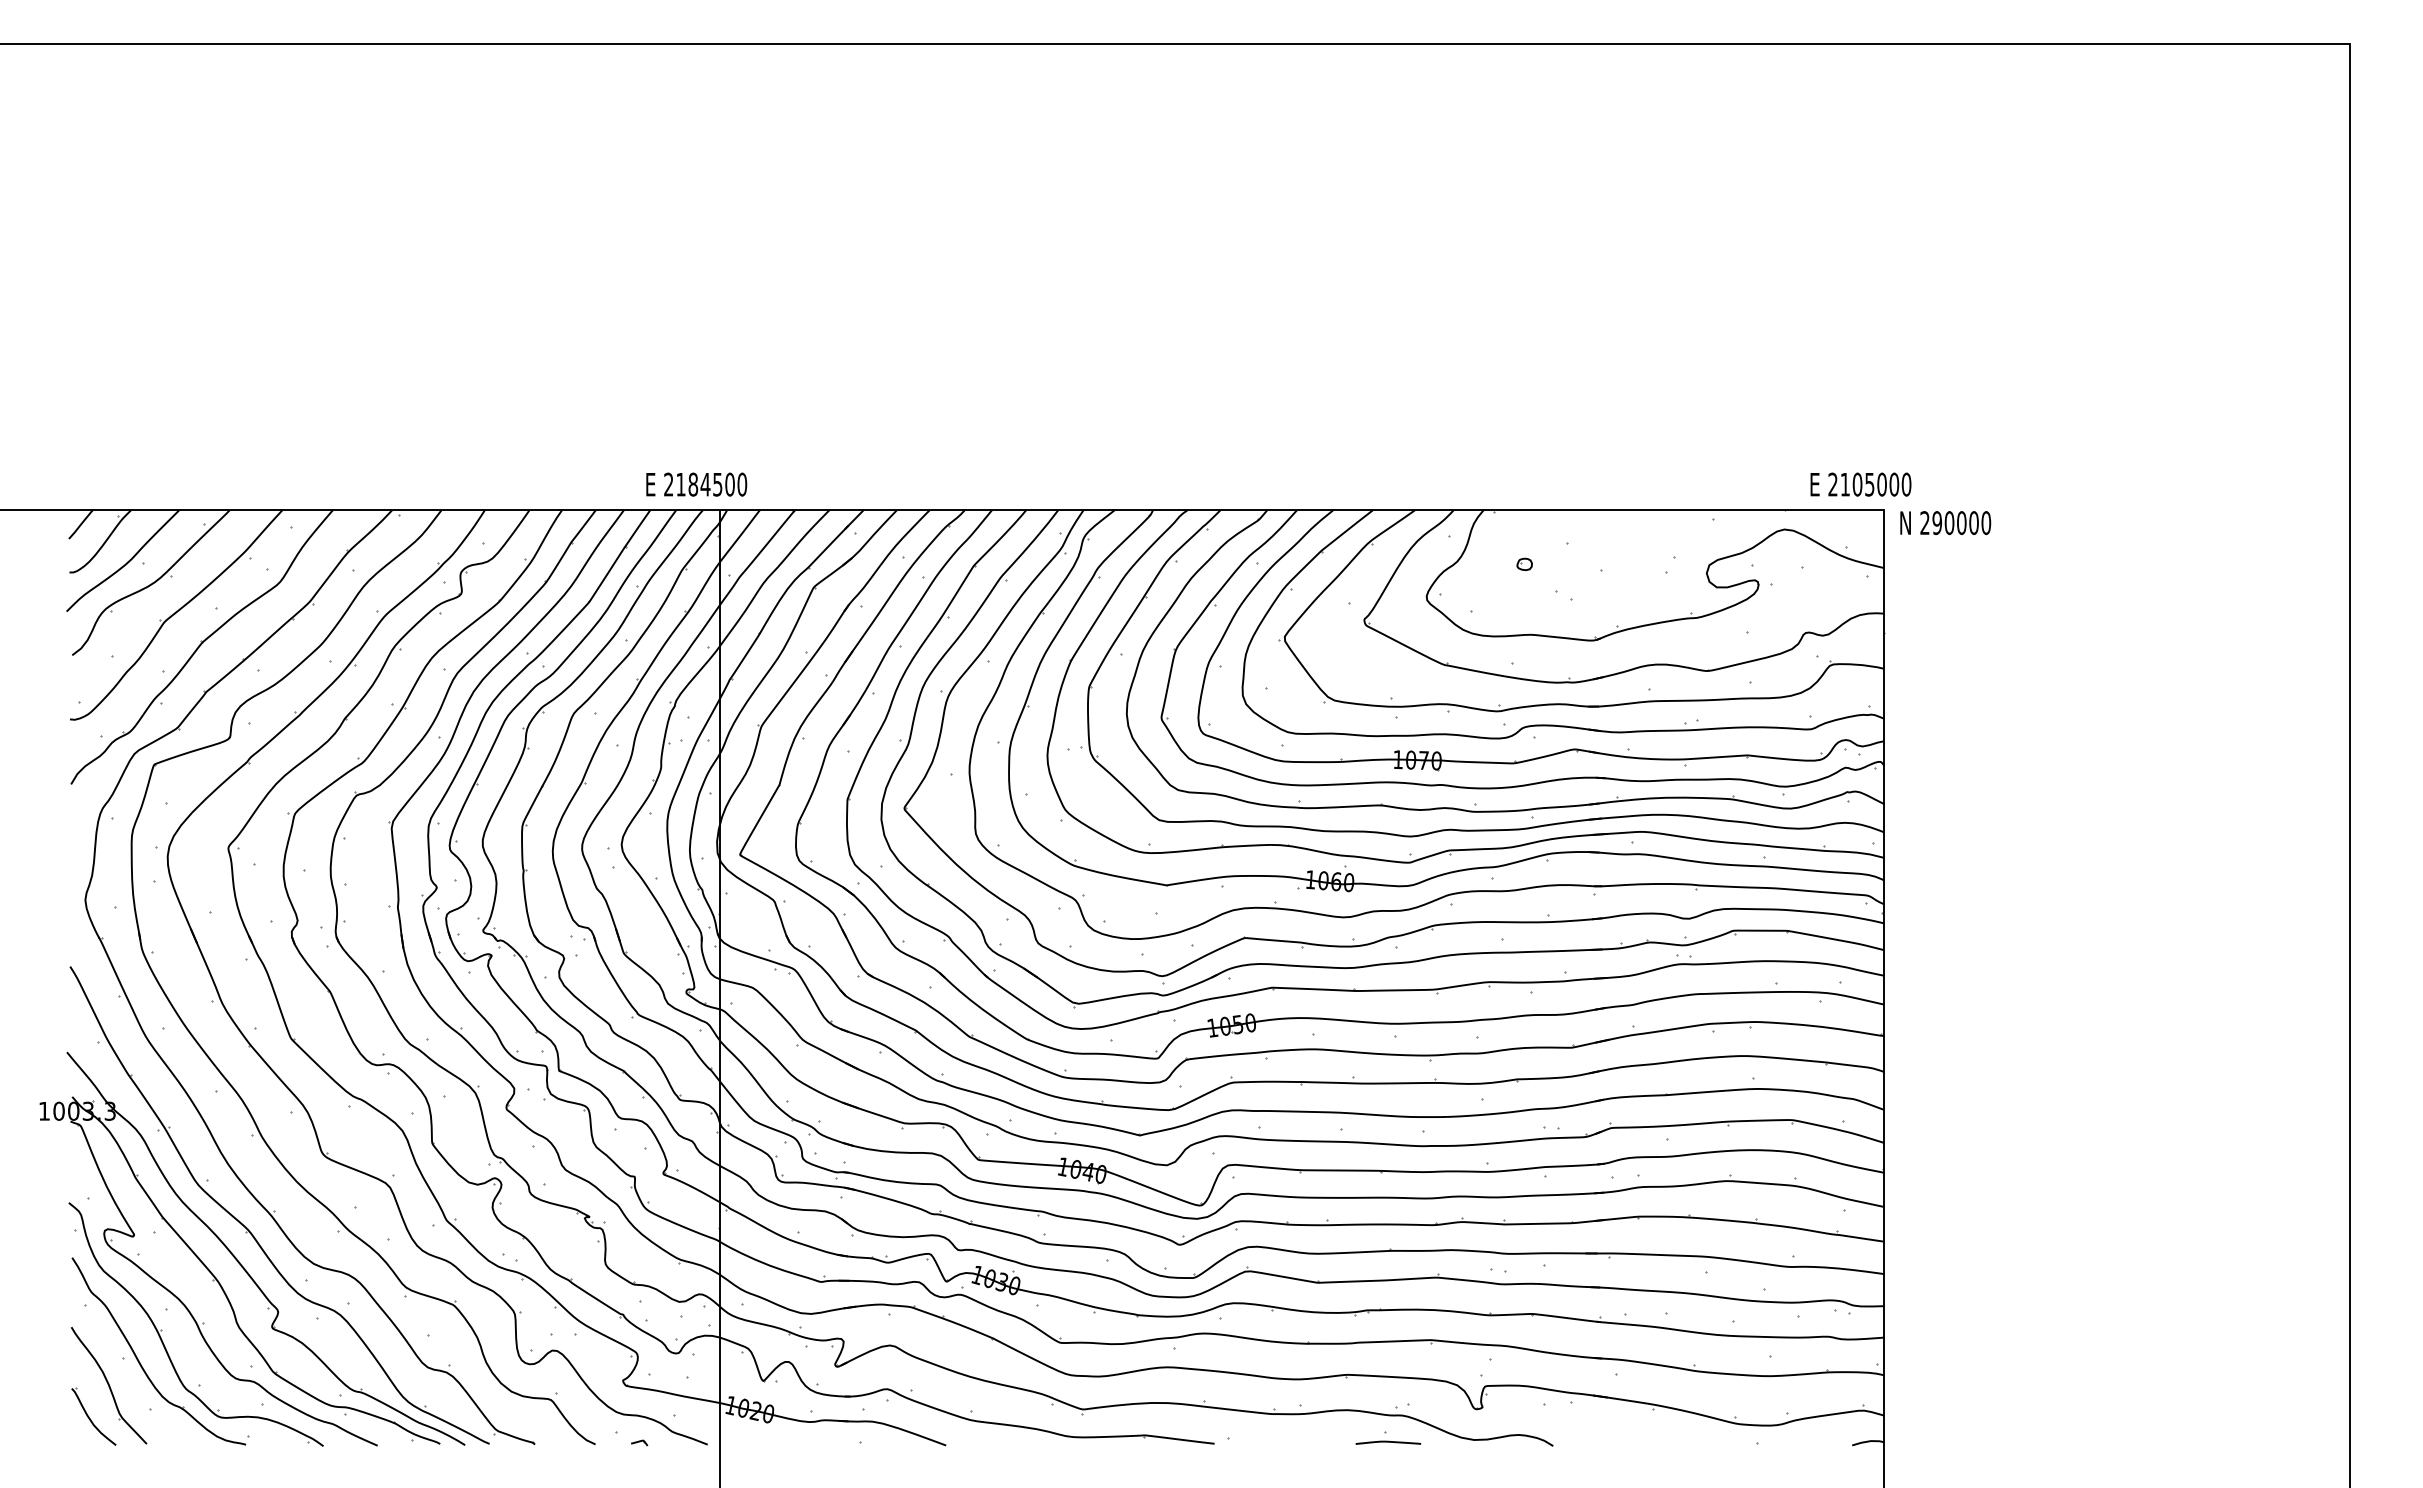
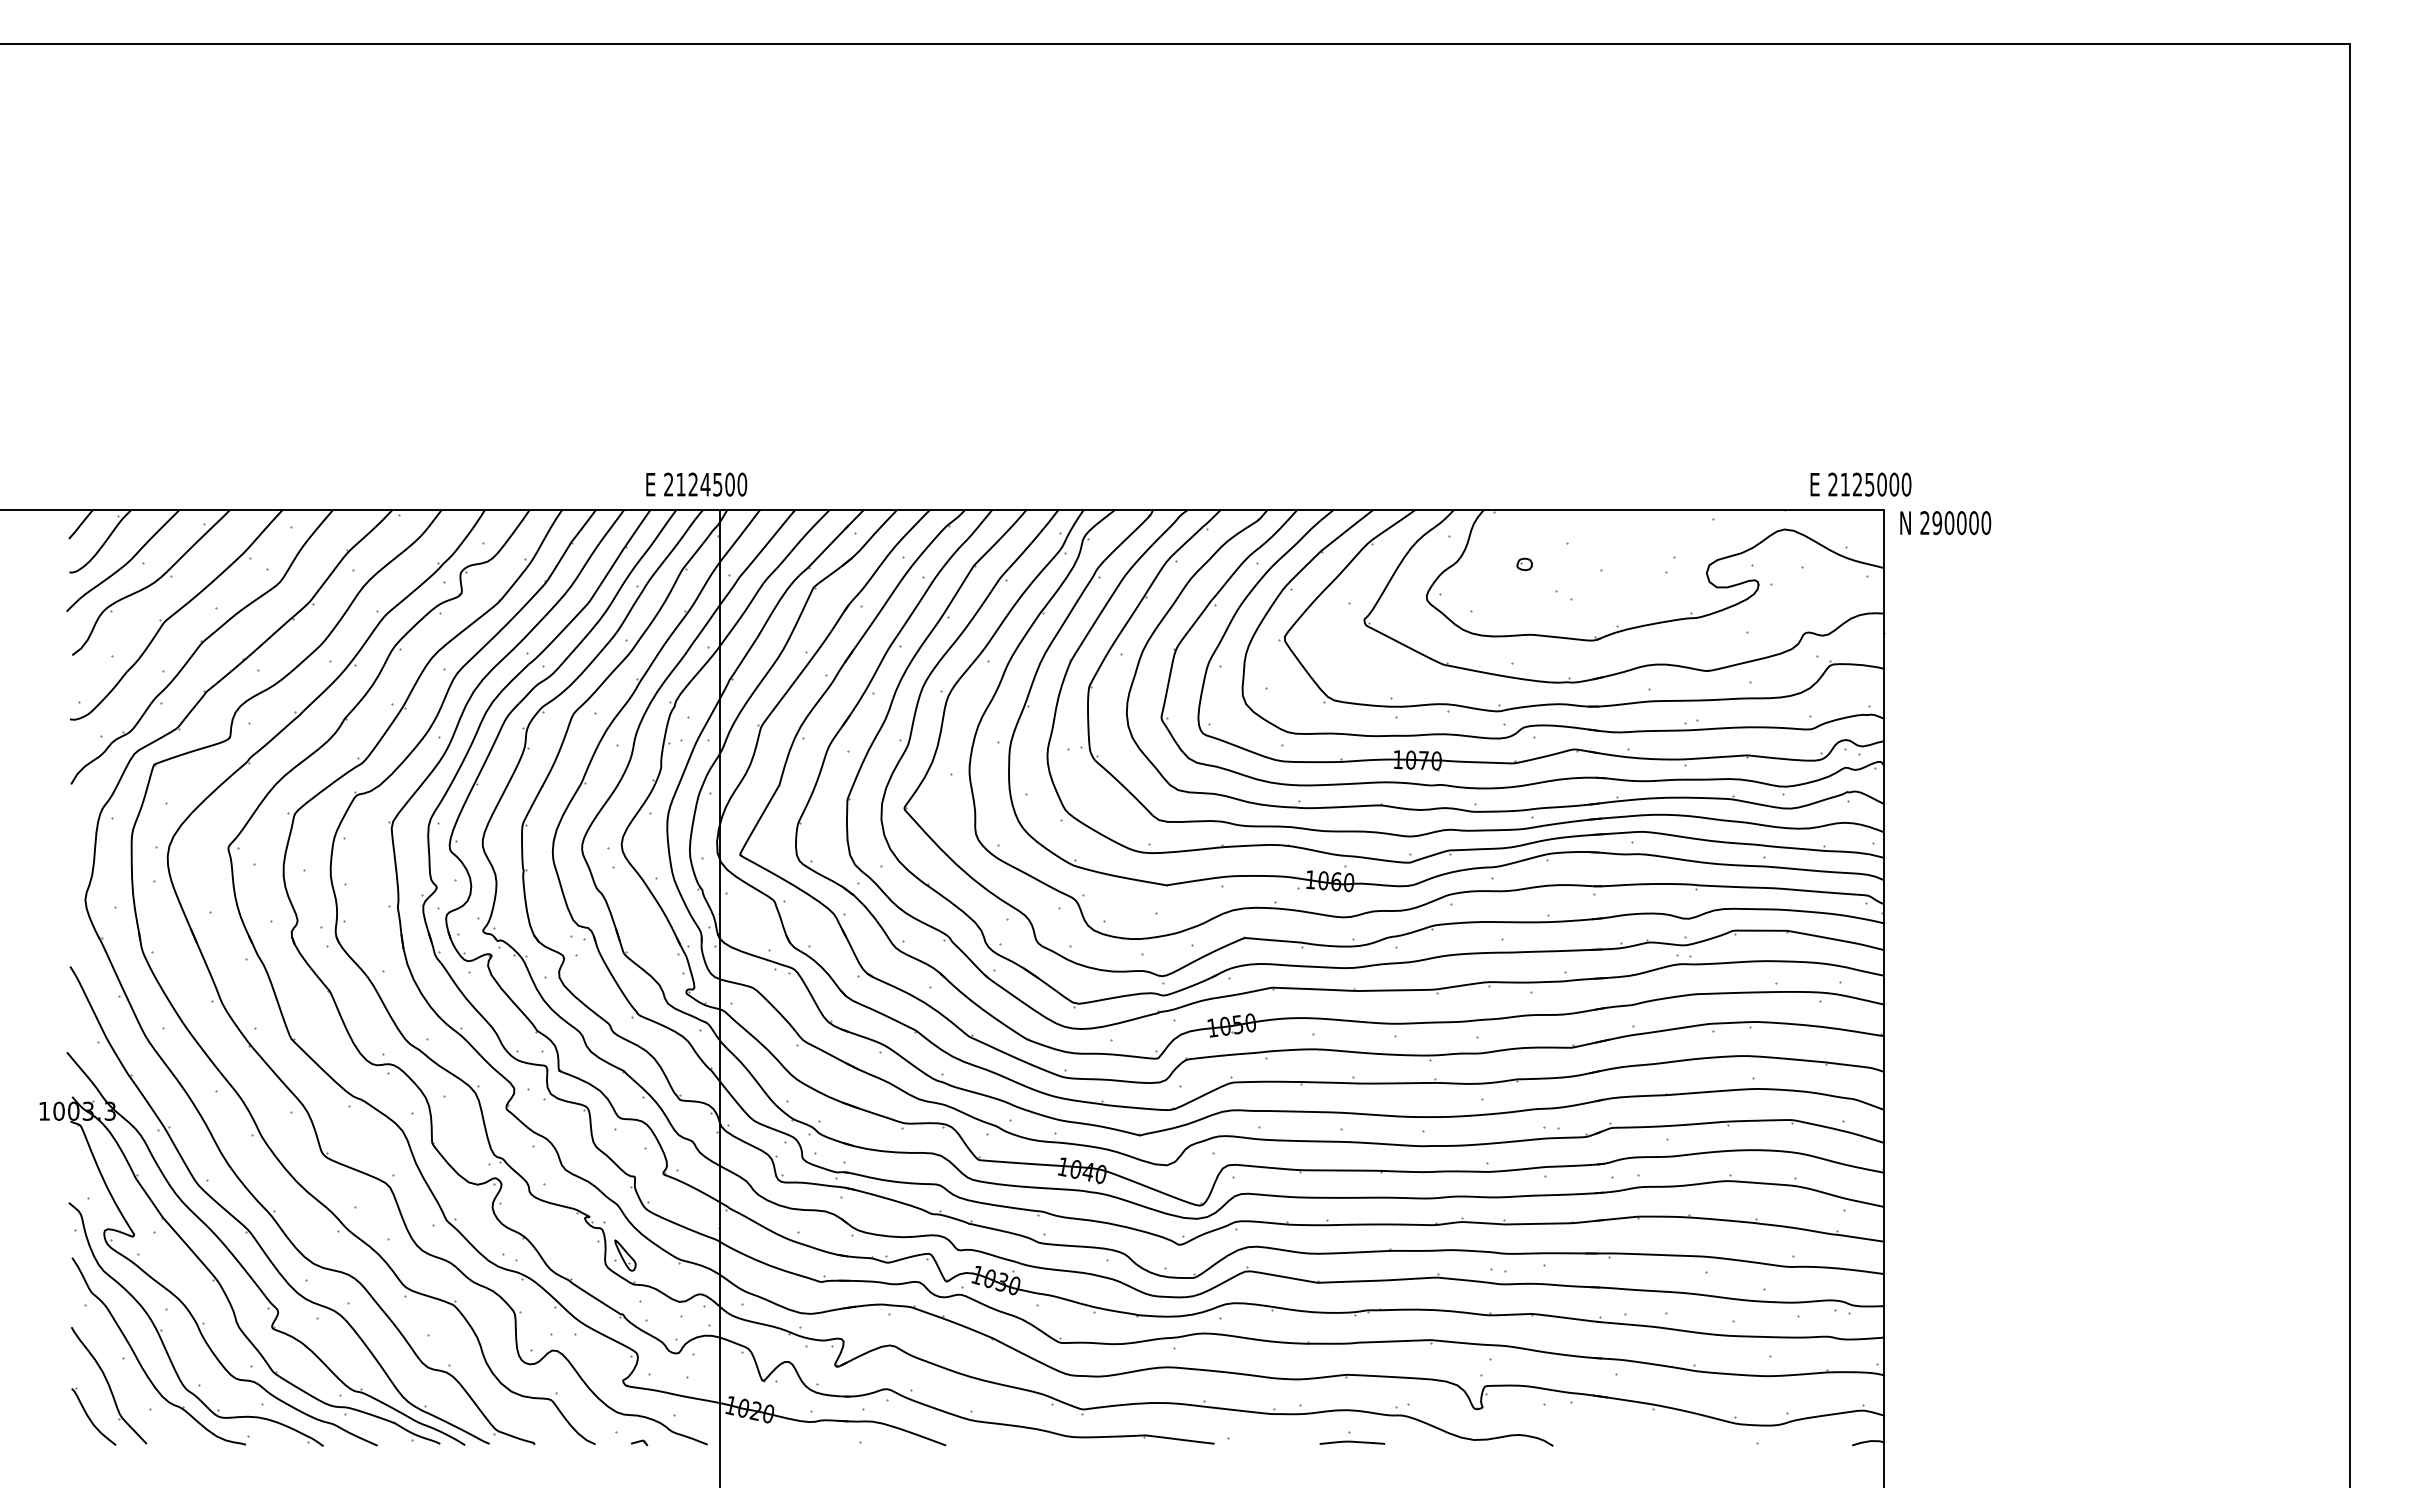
text: 2184500 -> 2124500 (693, 484)
text: 2105000 -> 2125000 (1857, 484)
part: none -> present (625, 1255)
part position: (1388, 1437) -> (1352, 1437) (1352, 1437)
